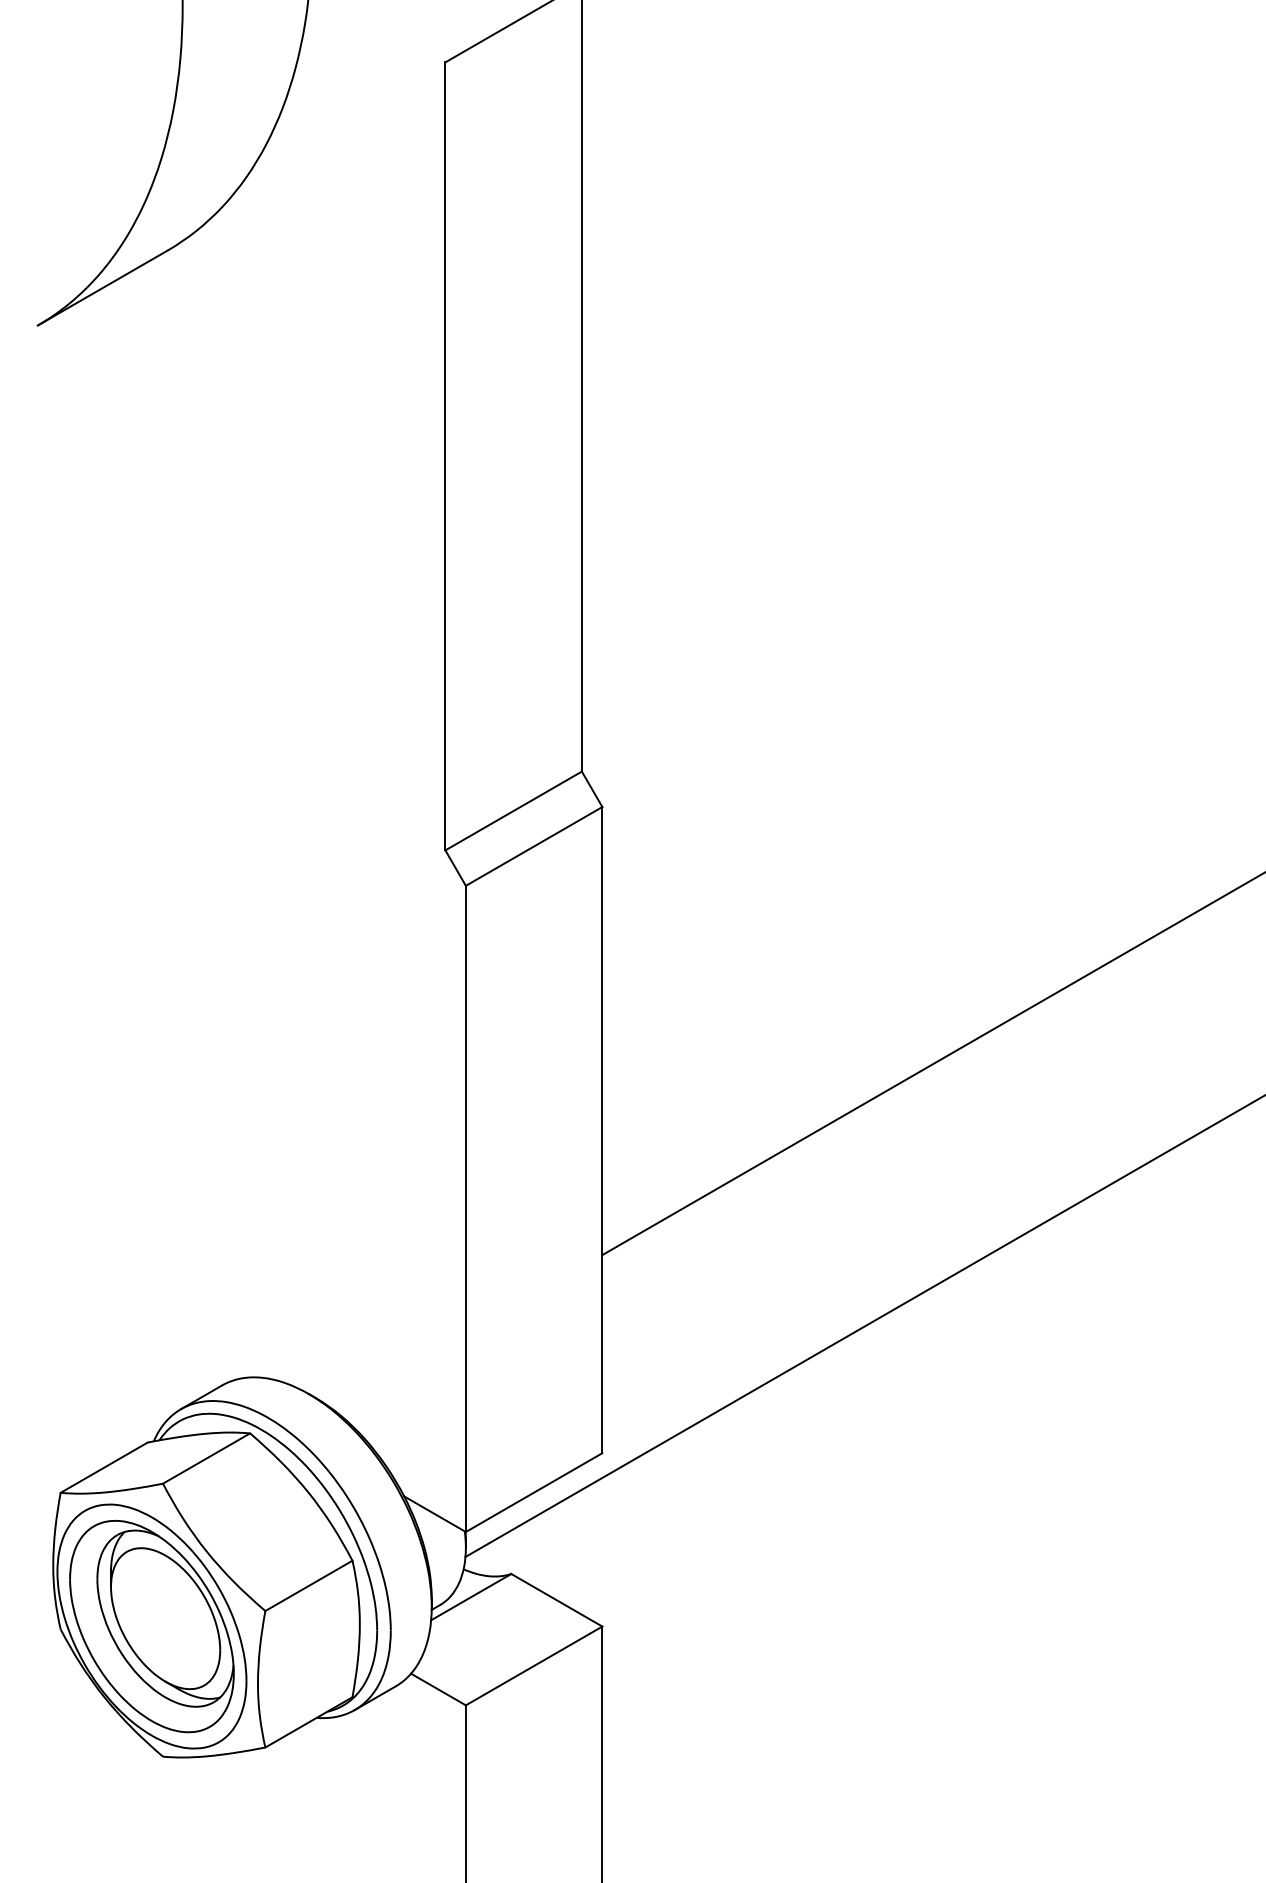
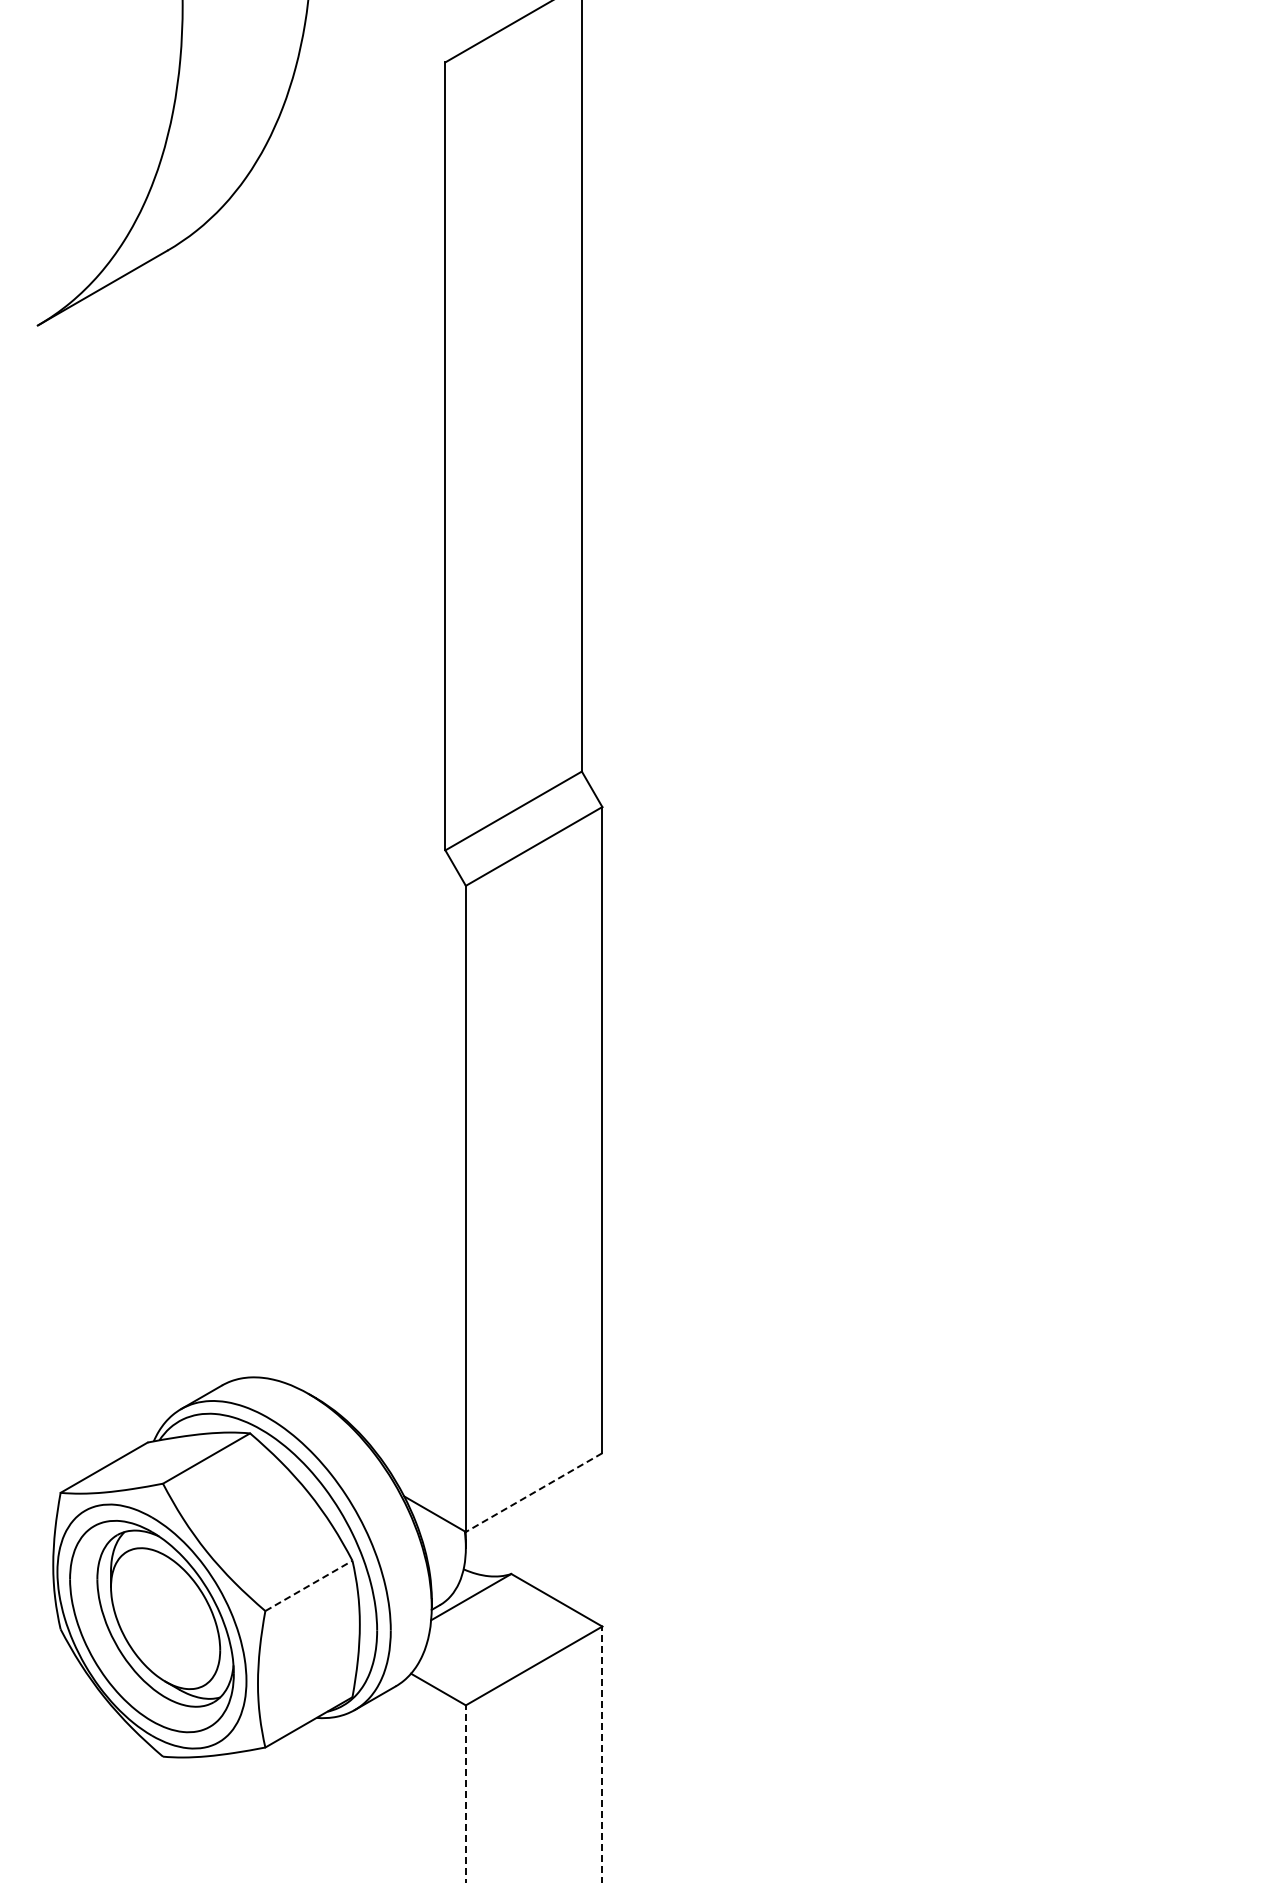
line: present -> none (932, 1064)
line: present -> none (863, 1326)
line: solid -> dashed (534, 1492)
line: solid -> dashed (309, 1585)
line: solid -> dashed (602, 1754)
line: solid -> dashed (465, 1793)
